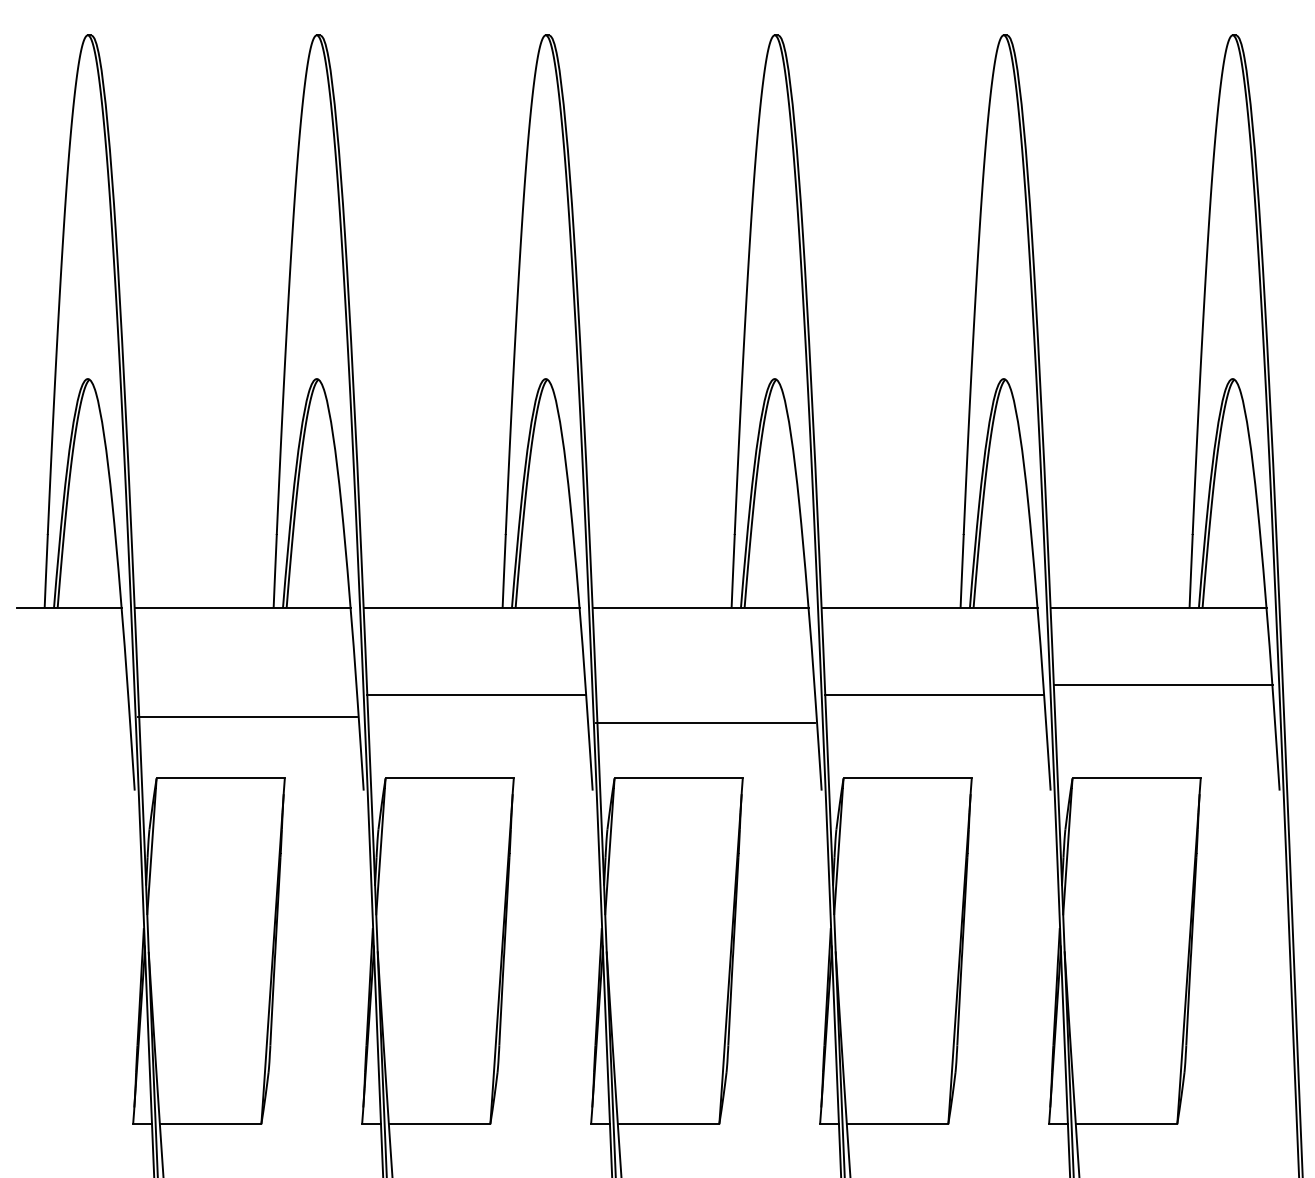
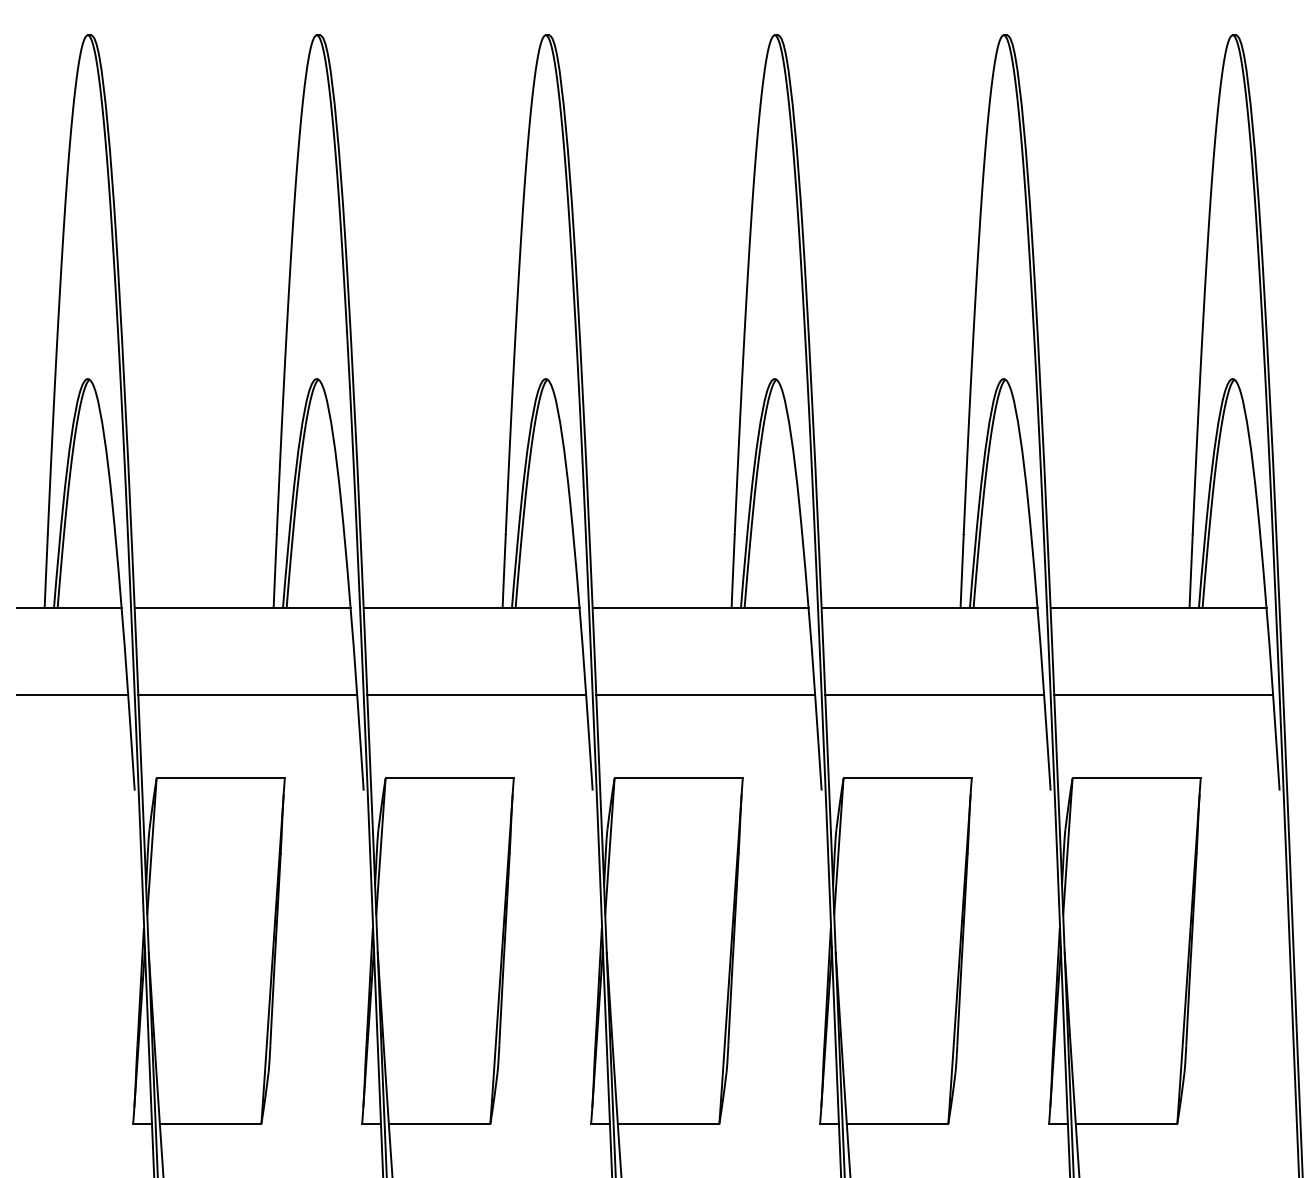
line position: (1163, 684) -> (1163, 694) (1163, 694)
line: none -> present (72, 694)
line position: (247, 716) -> (247, 694) (247, 694)
line position: (705, 722) -> (705, 694) (705, 694)
